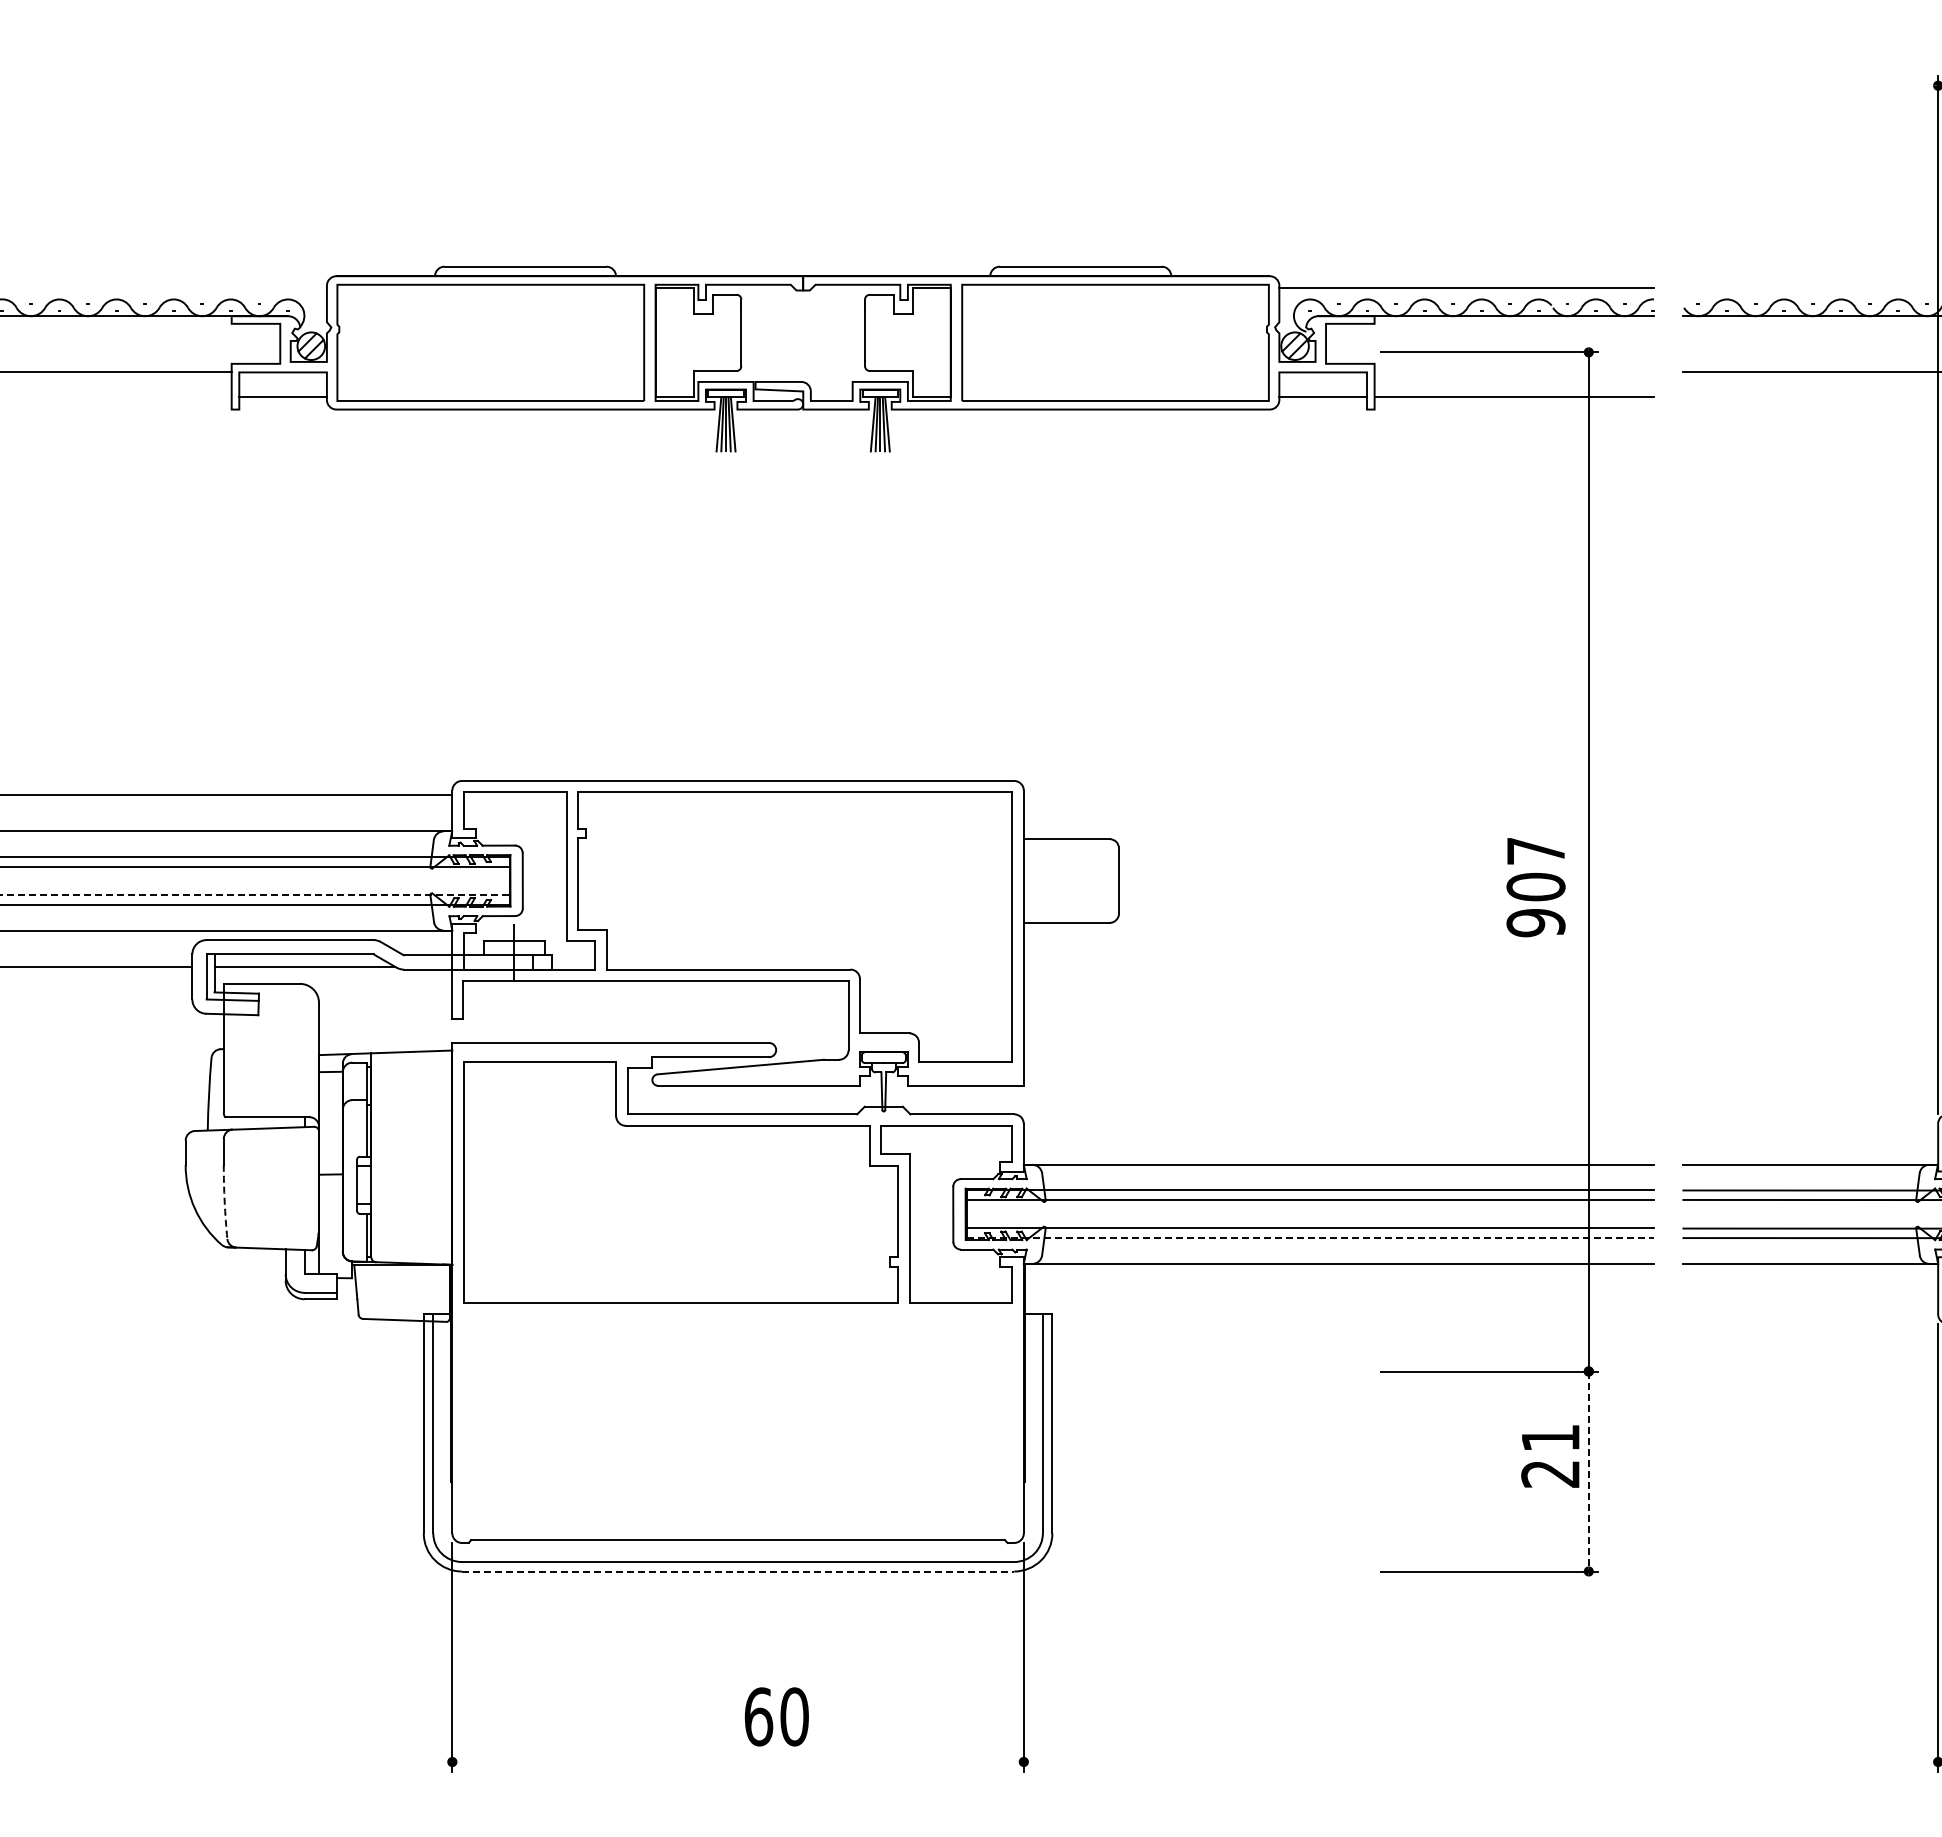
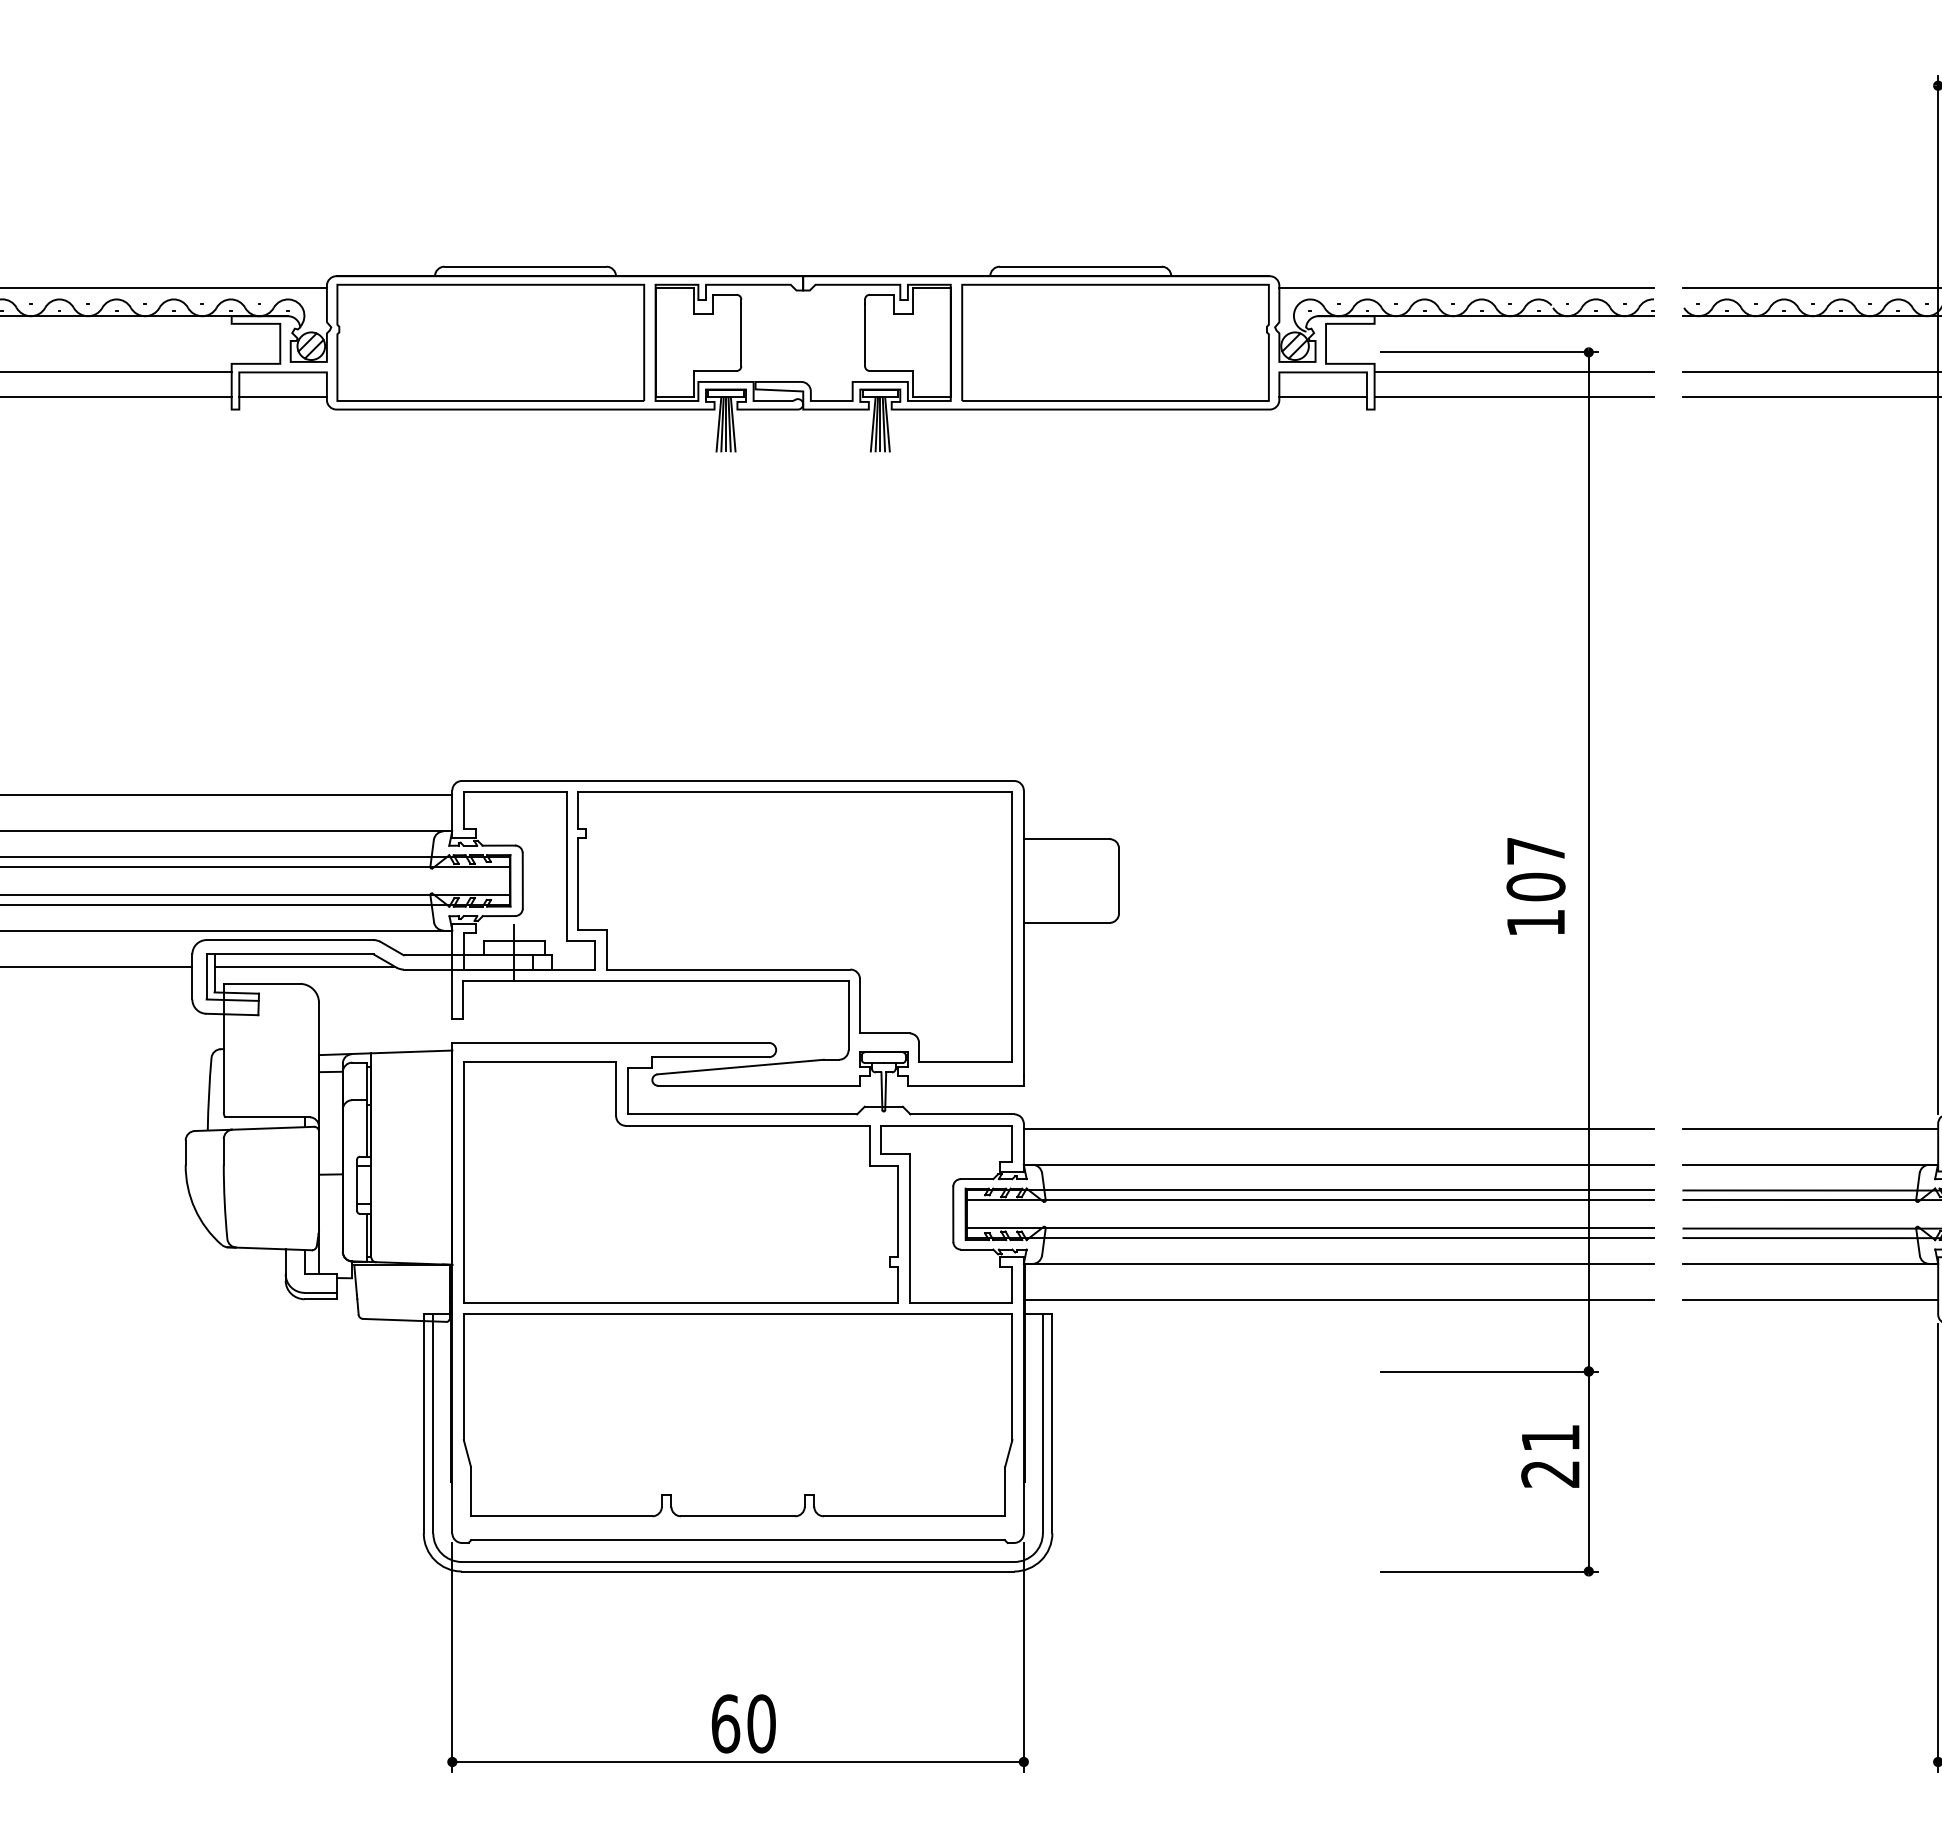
line: none -> present (164, 287)
line: none -> present (1810, 287)
line: none -> present (1514, 372)
line: none -> present (116, 397)
line: none -> present (1810, 397)
line: dashed -> solid (254, 895)
text: 907 -> 107 (1535, 923)
line: none -> present (1338, 1128)
line: none -> present (1810, 1128)
arc: dashed -> solid (224, 1201)
line: dashed -> solid (1310, 1237)
line: none -> present (1338, 1300)
line: none -> present (1810, 1300)
part: none -> present (737, 1415)
line: dashed -> solid (1588, 1472)
line: dashed -> solid (738, 1571)
text position: (776, 1716) -> (743, 1723) (743, 1723)
line: none -> present (737, 1762)
